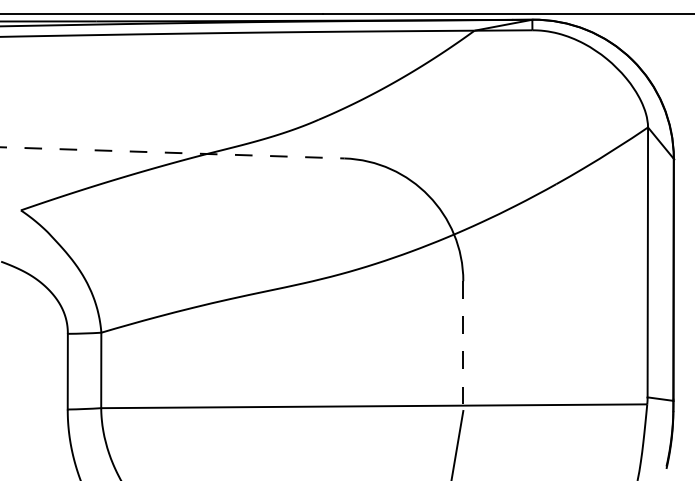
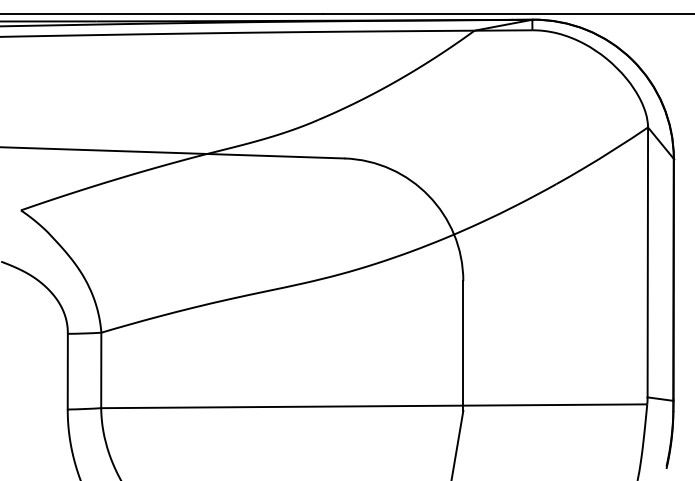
line: dashed -> solid (172, 152)
line: dashed -> solid (463, 346)
